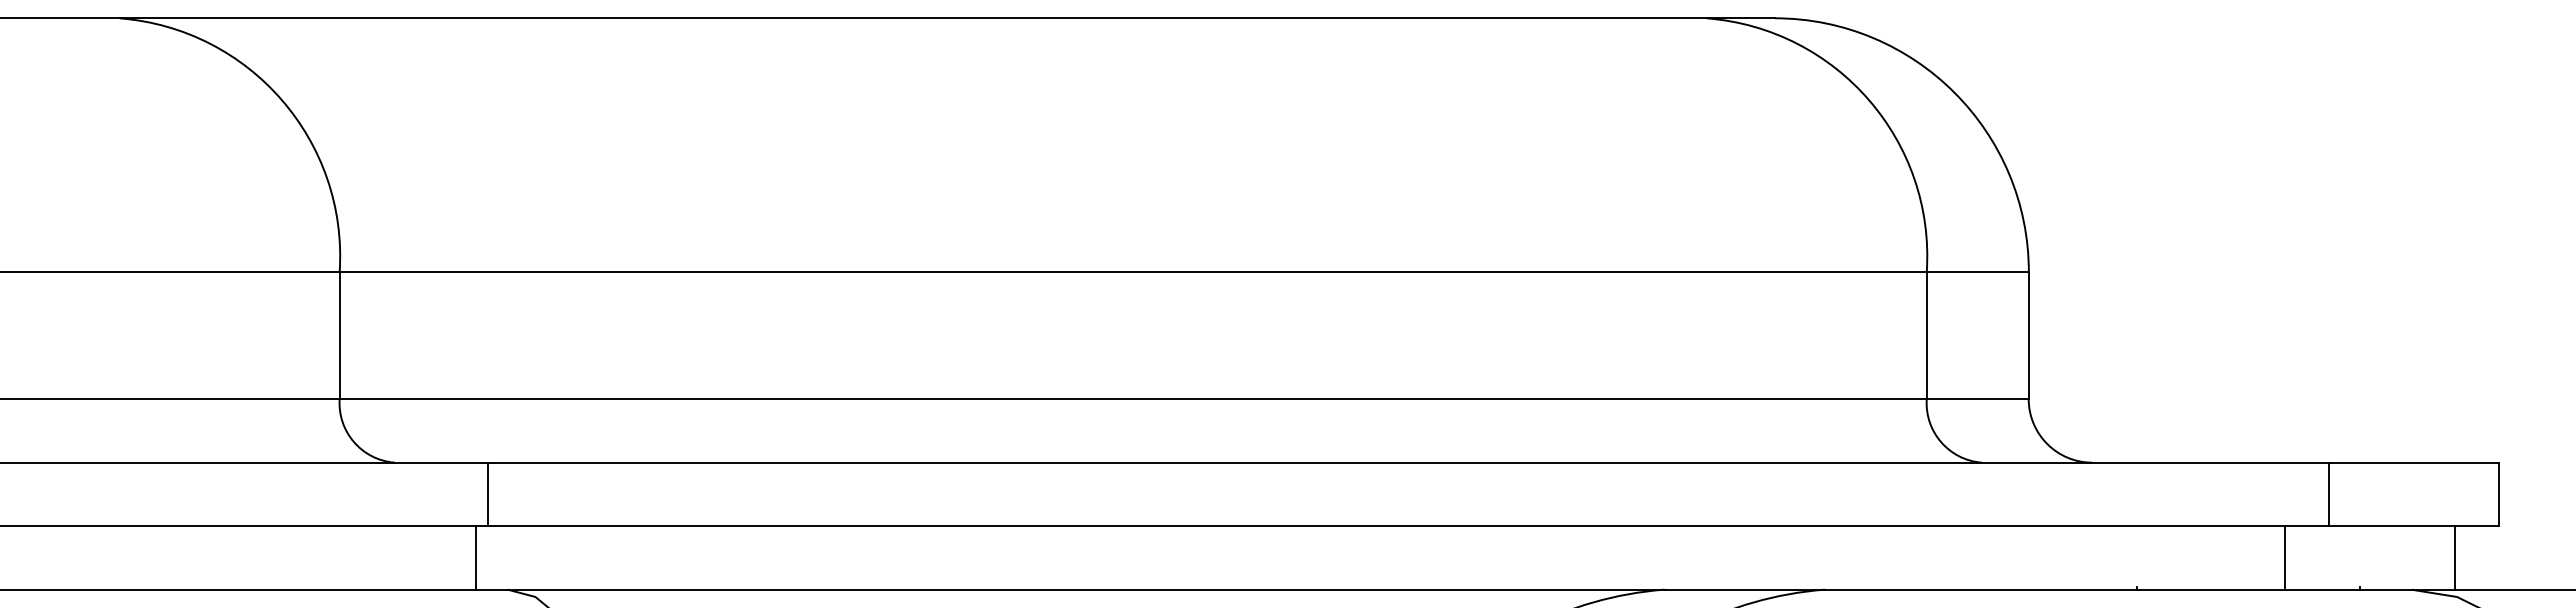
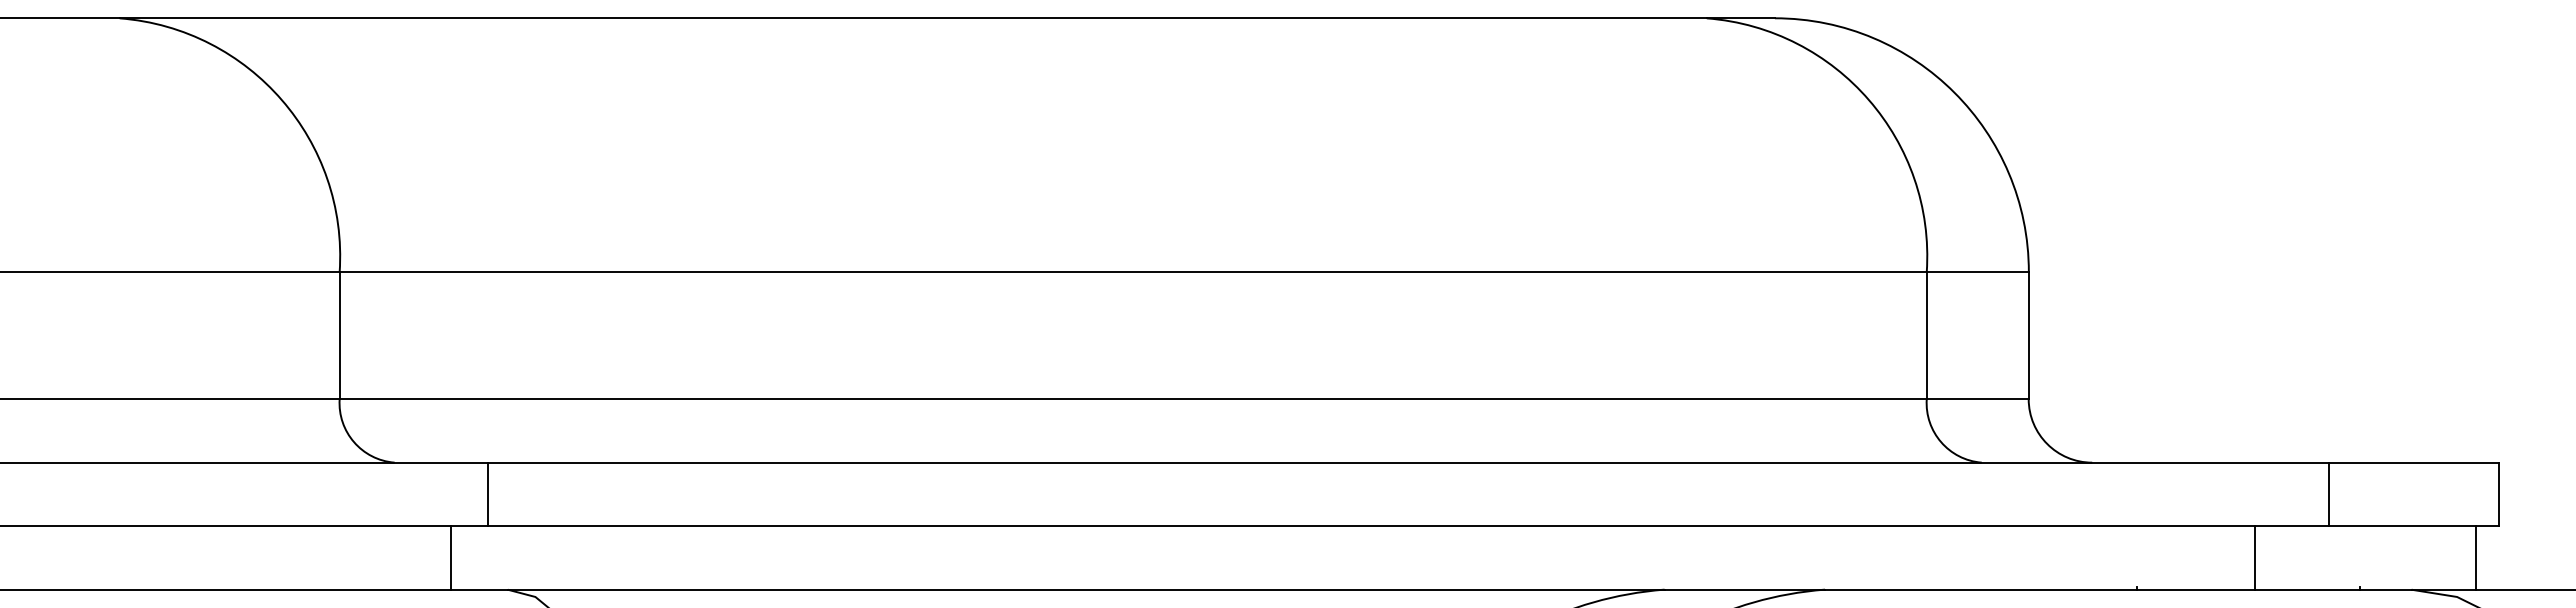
line position: (475, 557) -> (450, 557) (450, 557)
line position: (2285, 557) -> (2255, 557) (2255, 557)
line position: (2455, 557) -> (2476, 557) (2476, 557)
